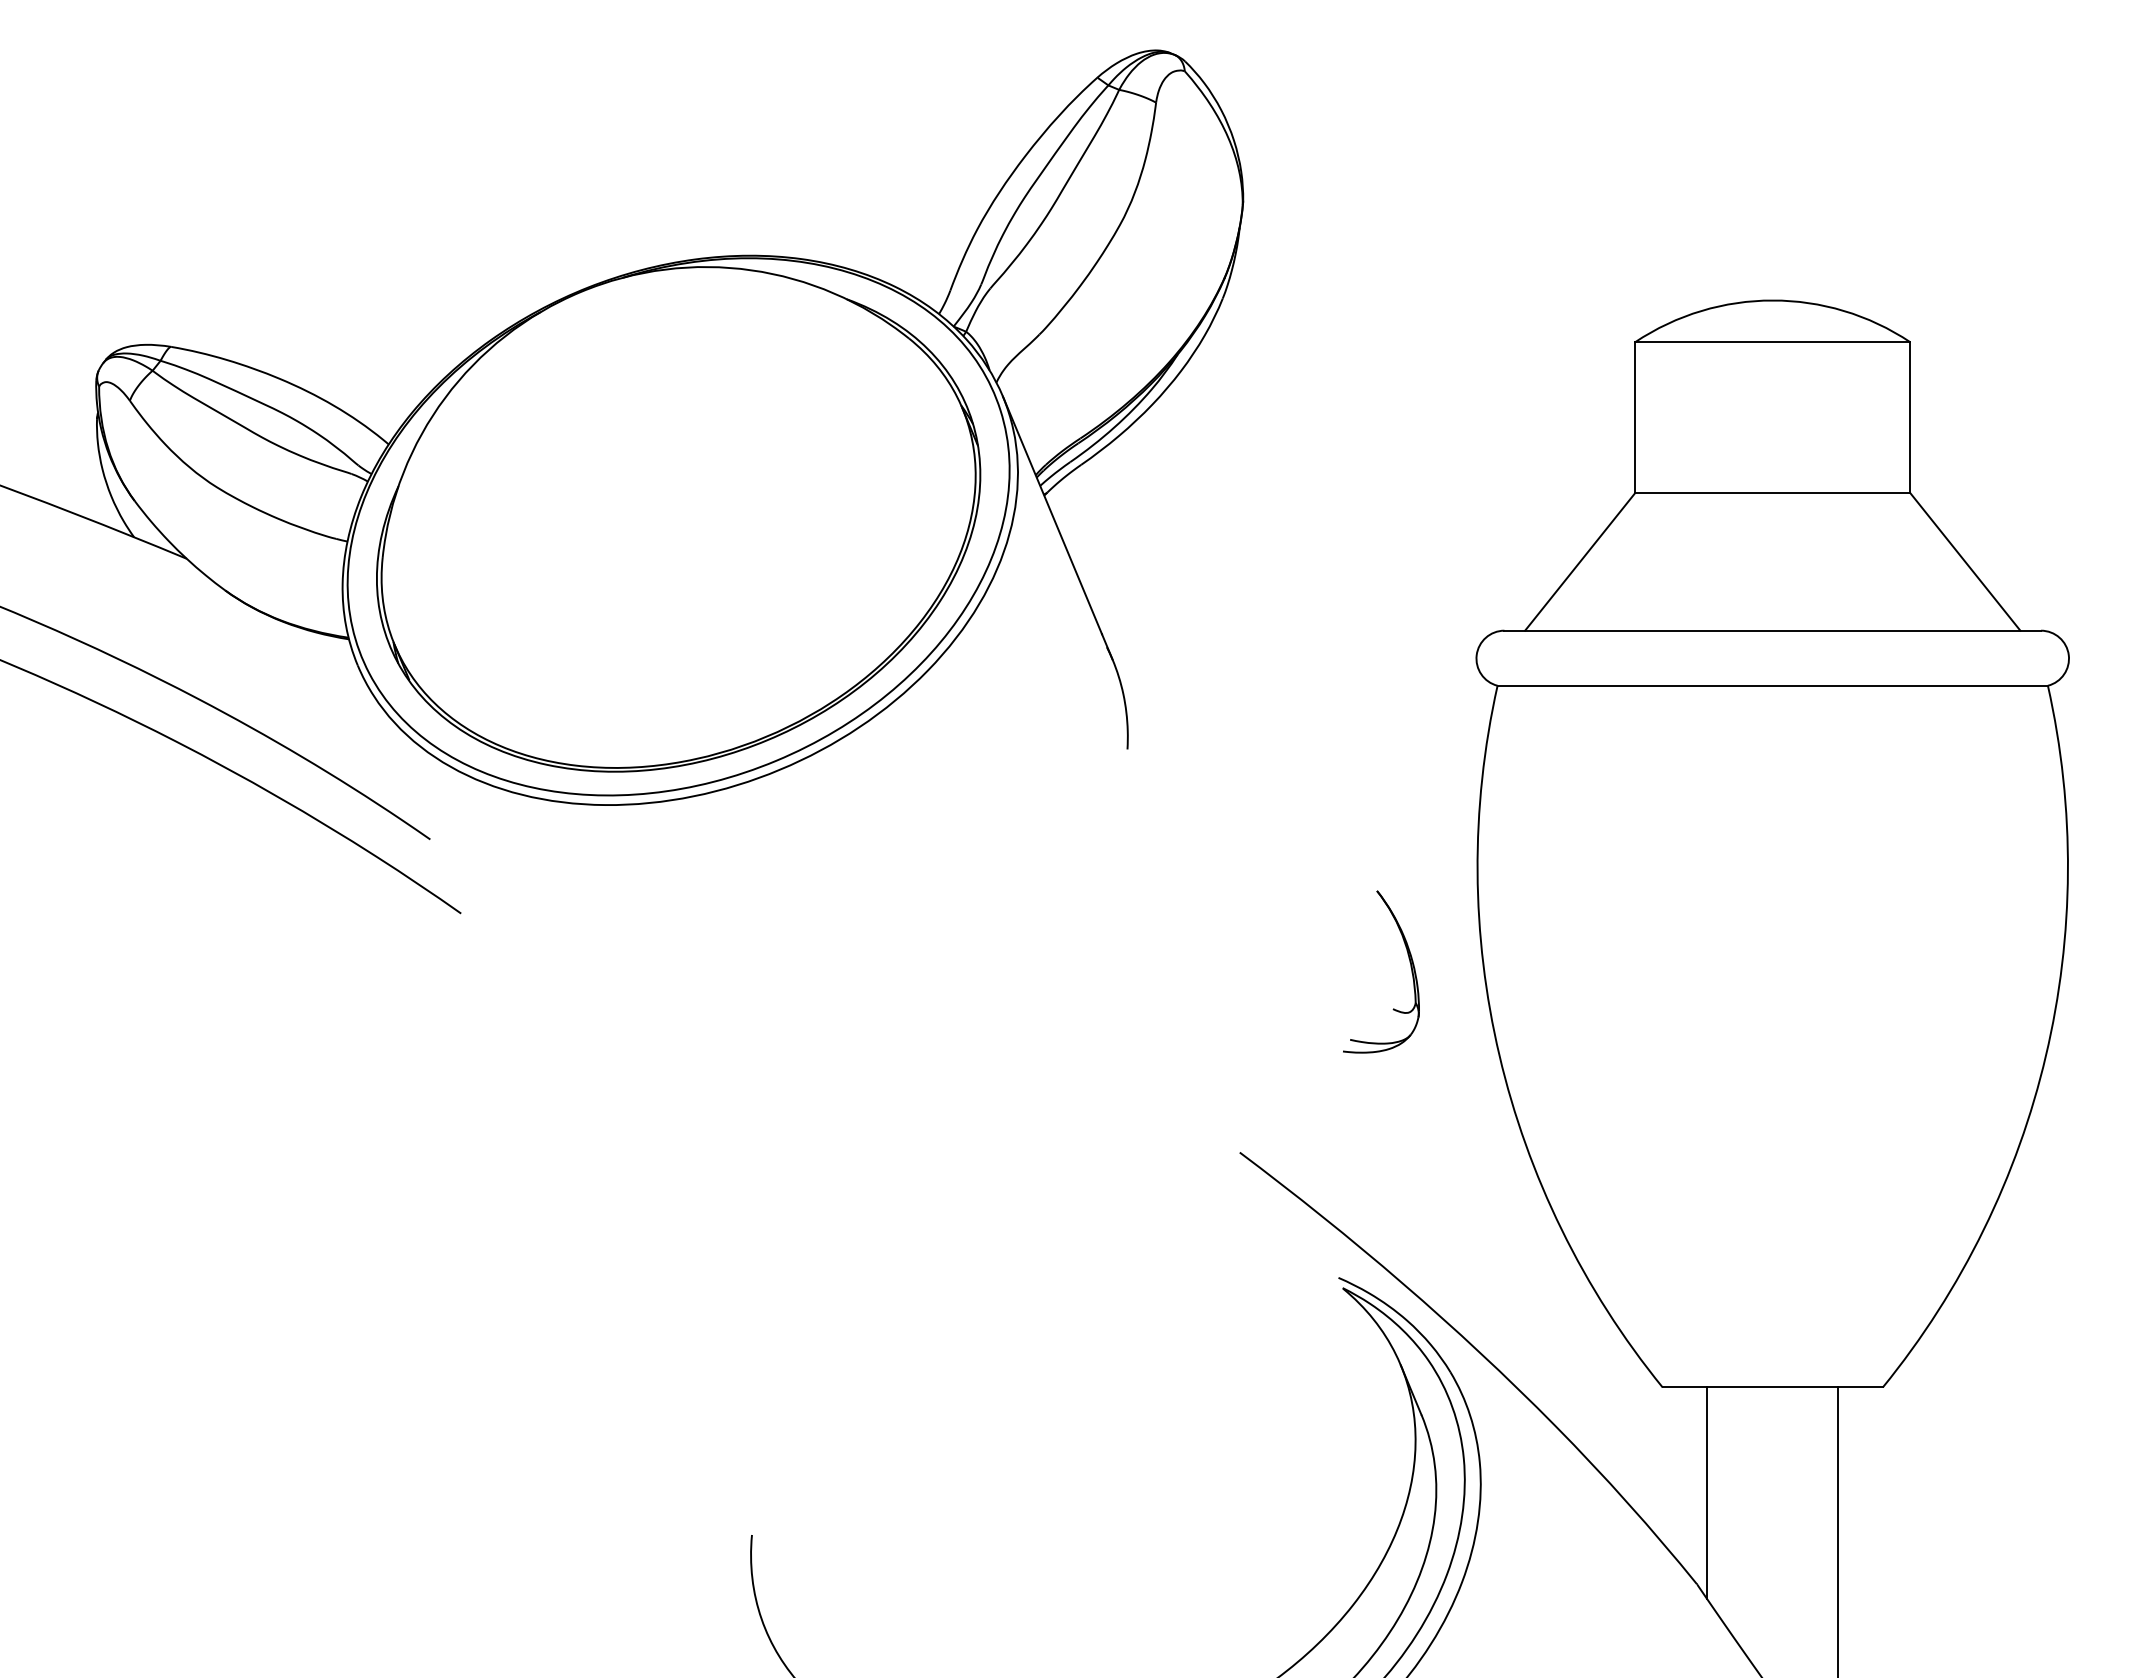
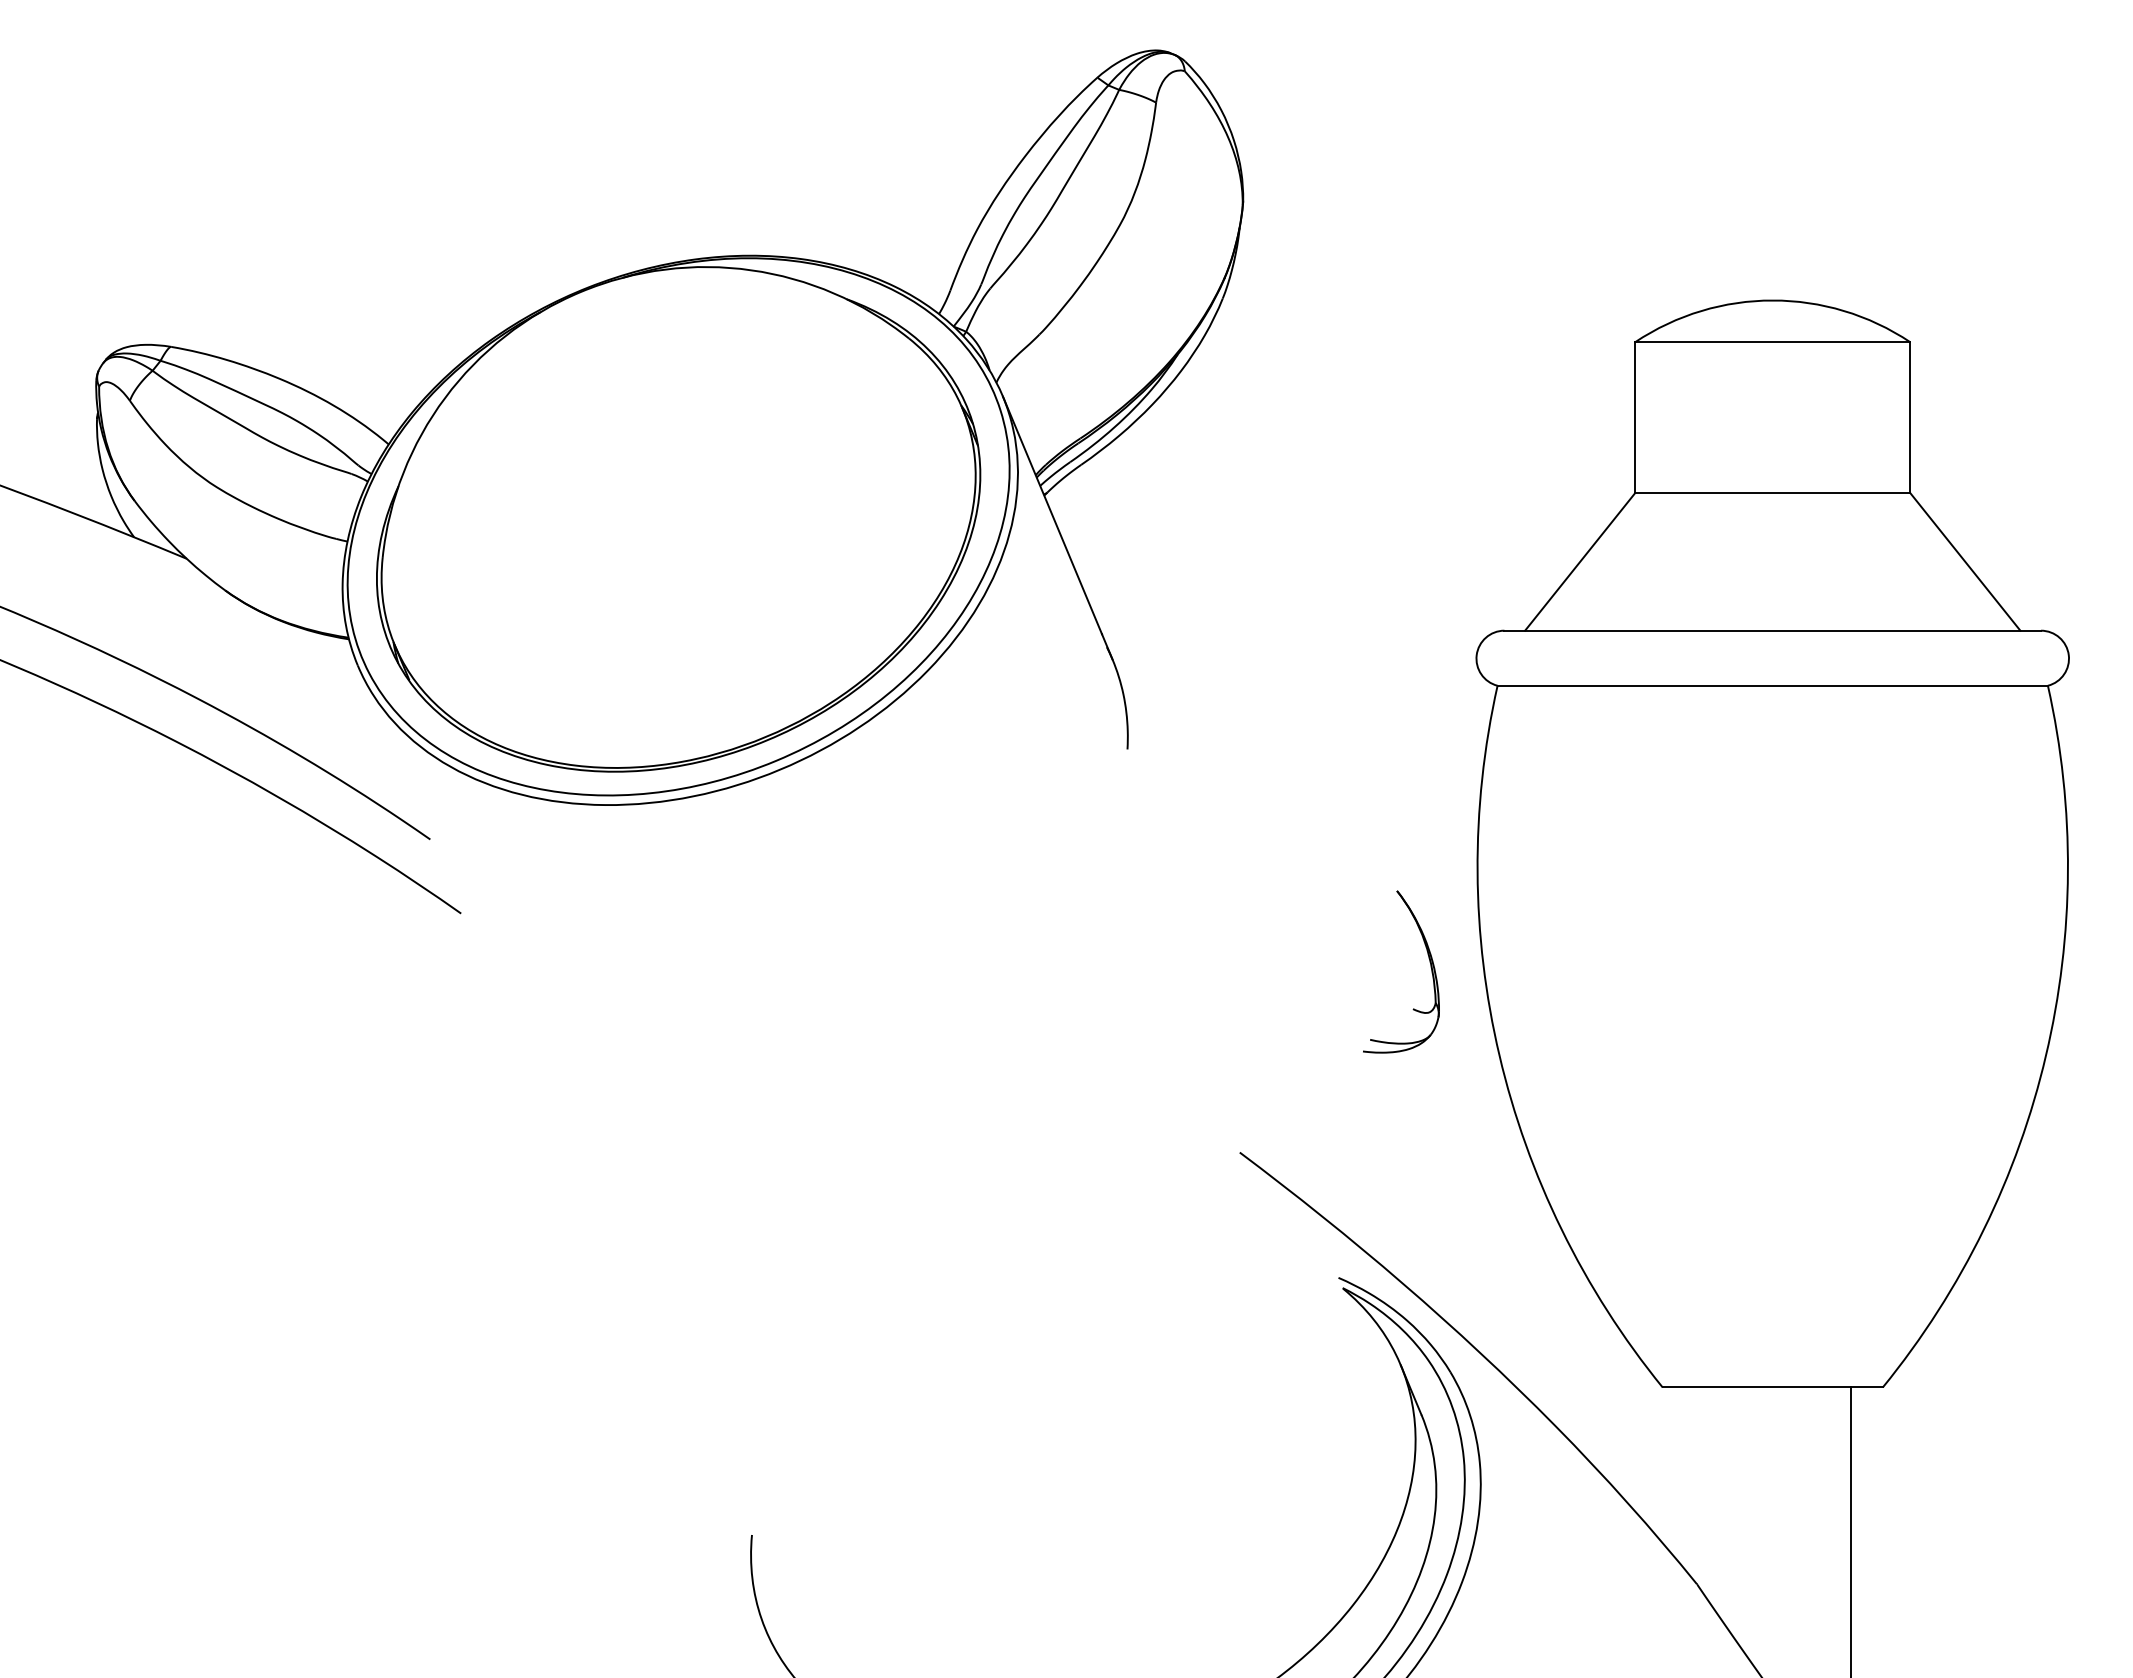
part position: (1410, 967) -> (1430, 967) (1430, 967)
line: present -> none (1707, 1493)
line position: (1838, 1530) -> (1851, 1530) (1851, 1530)
